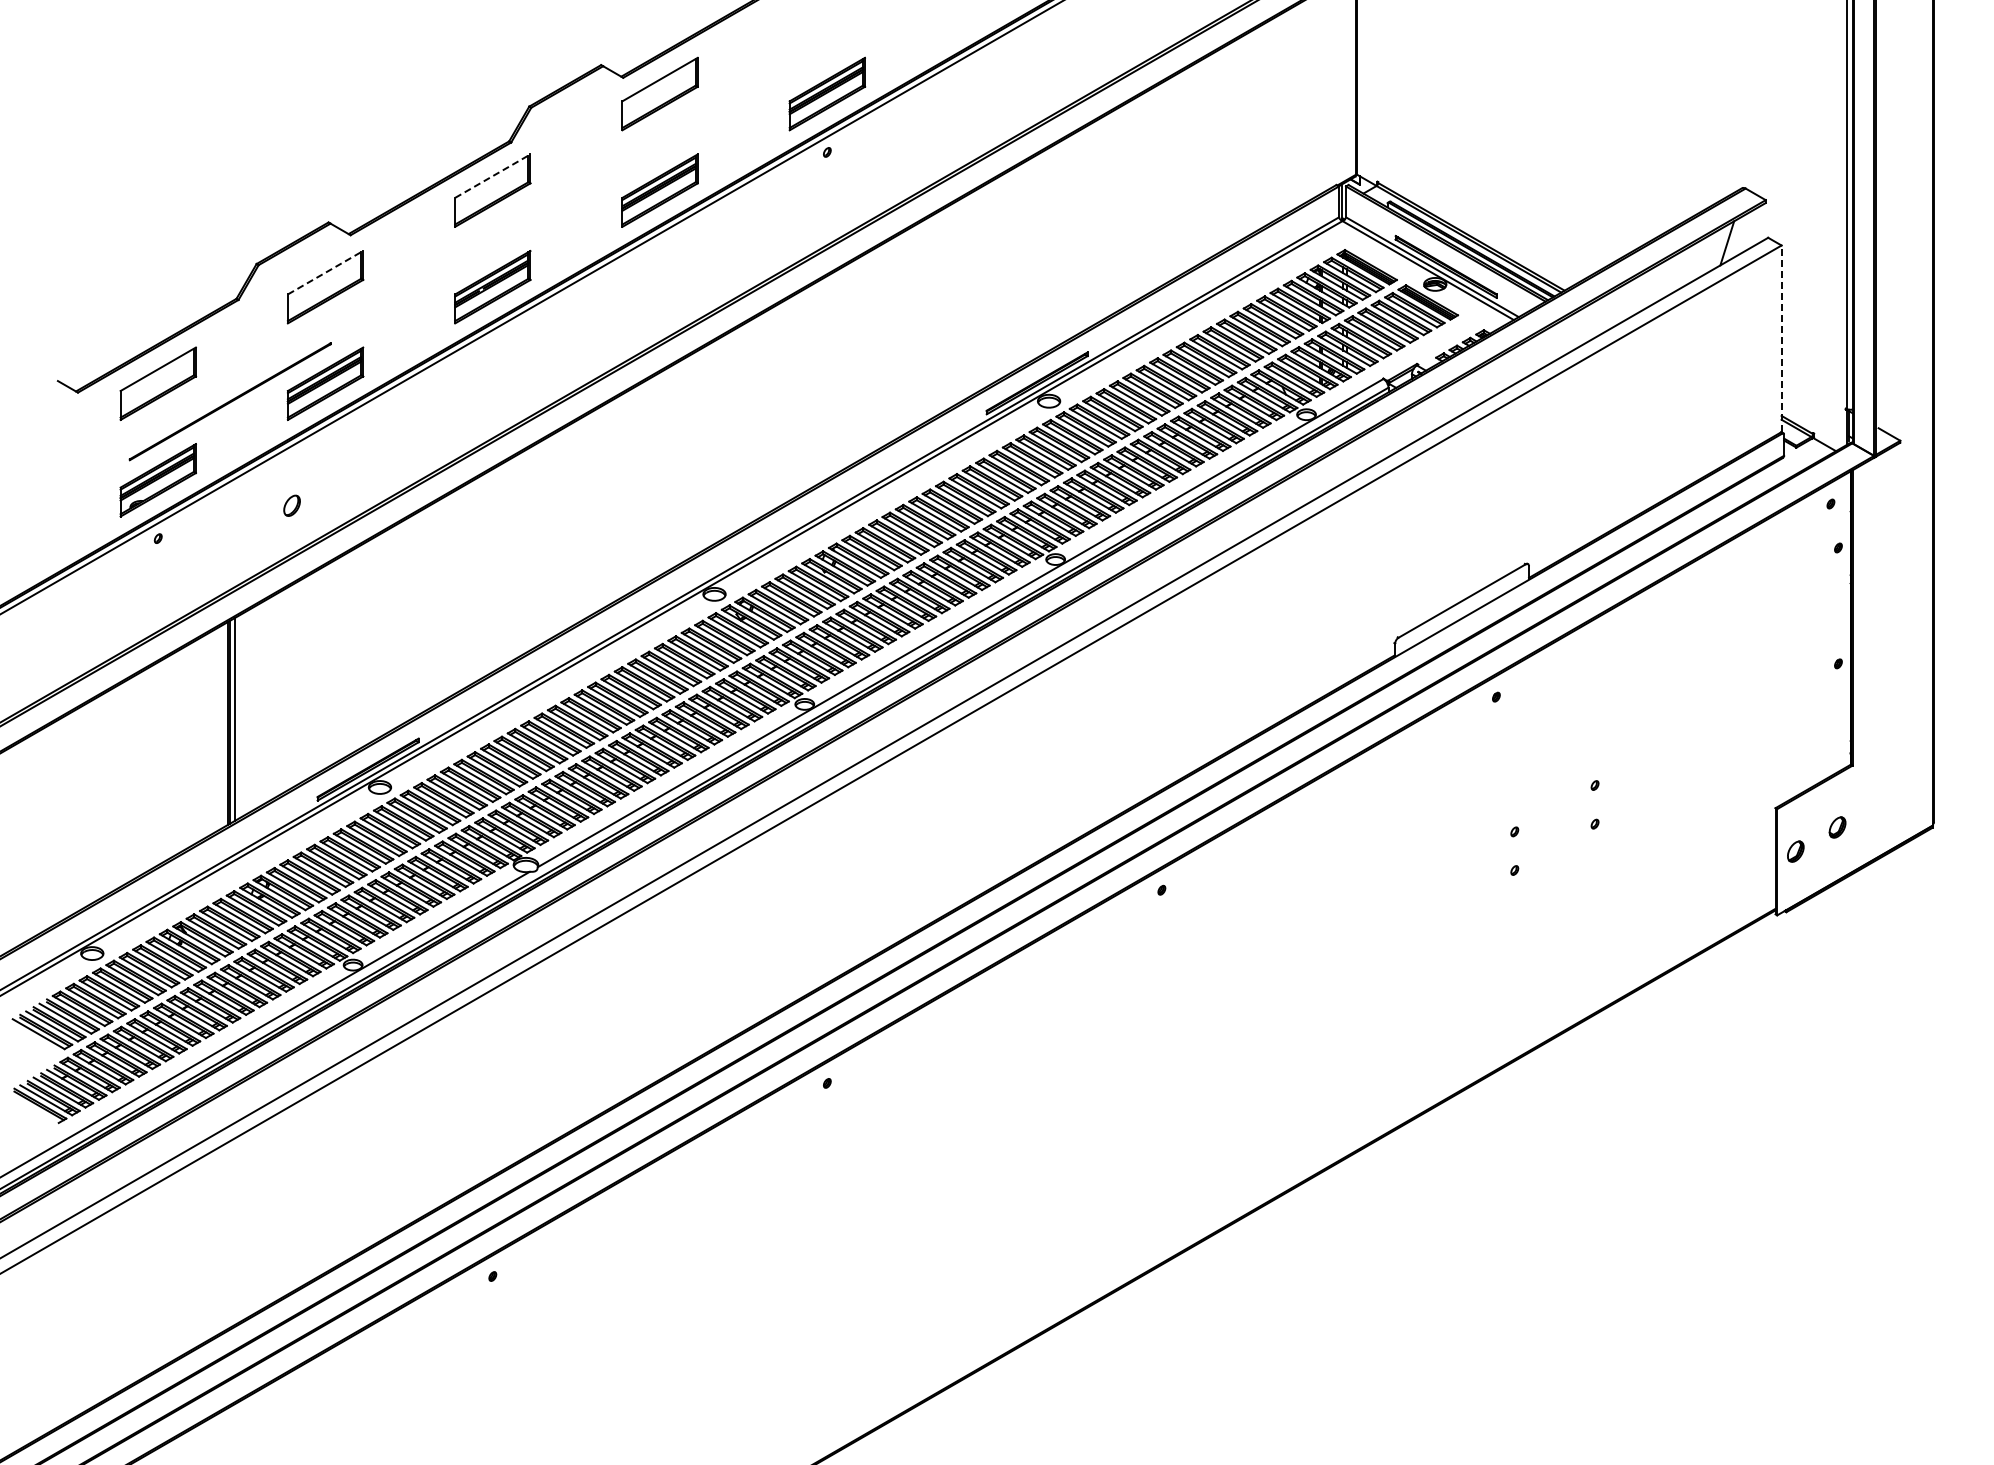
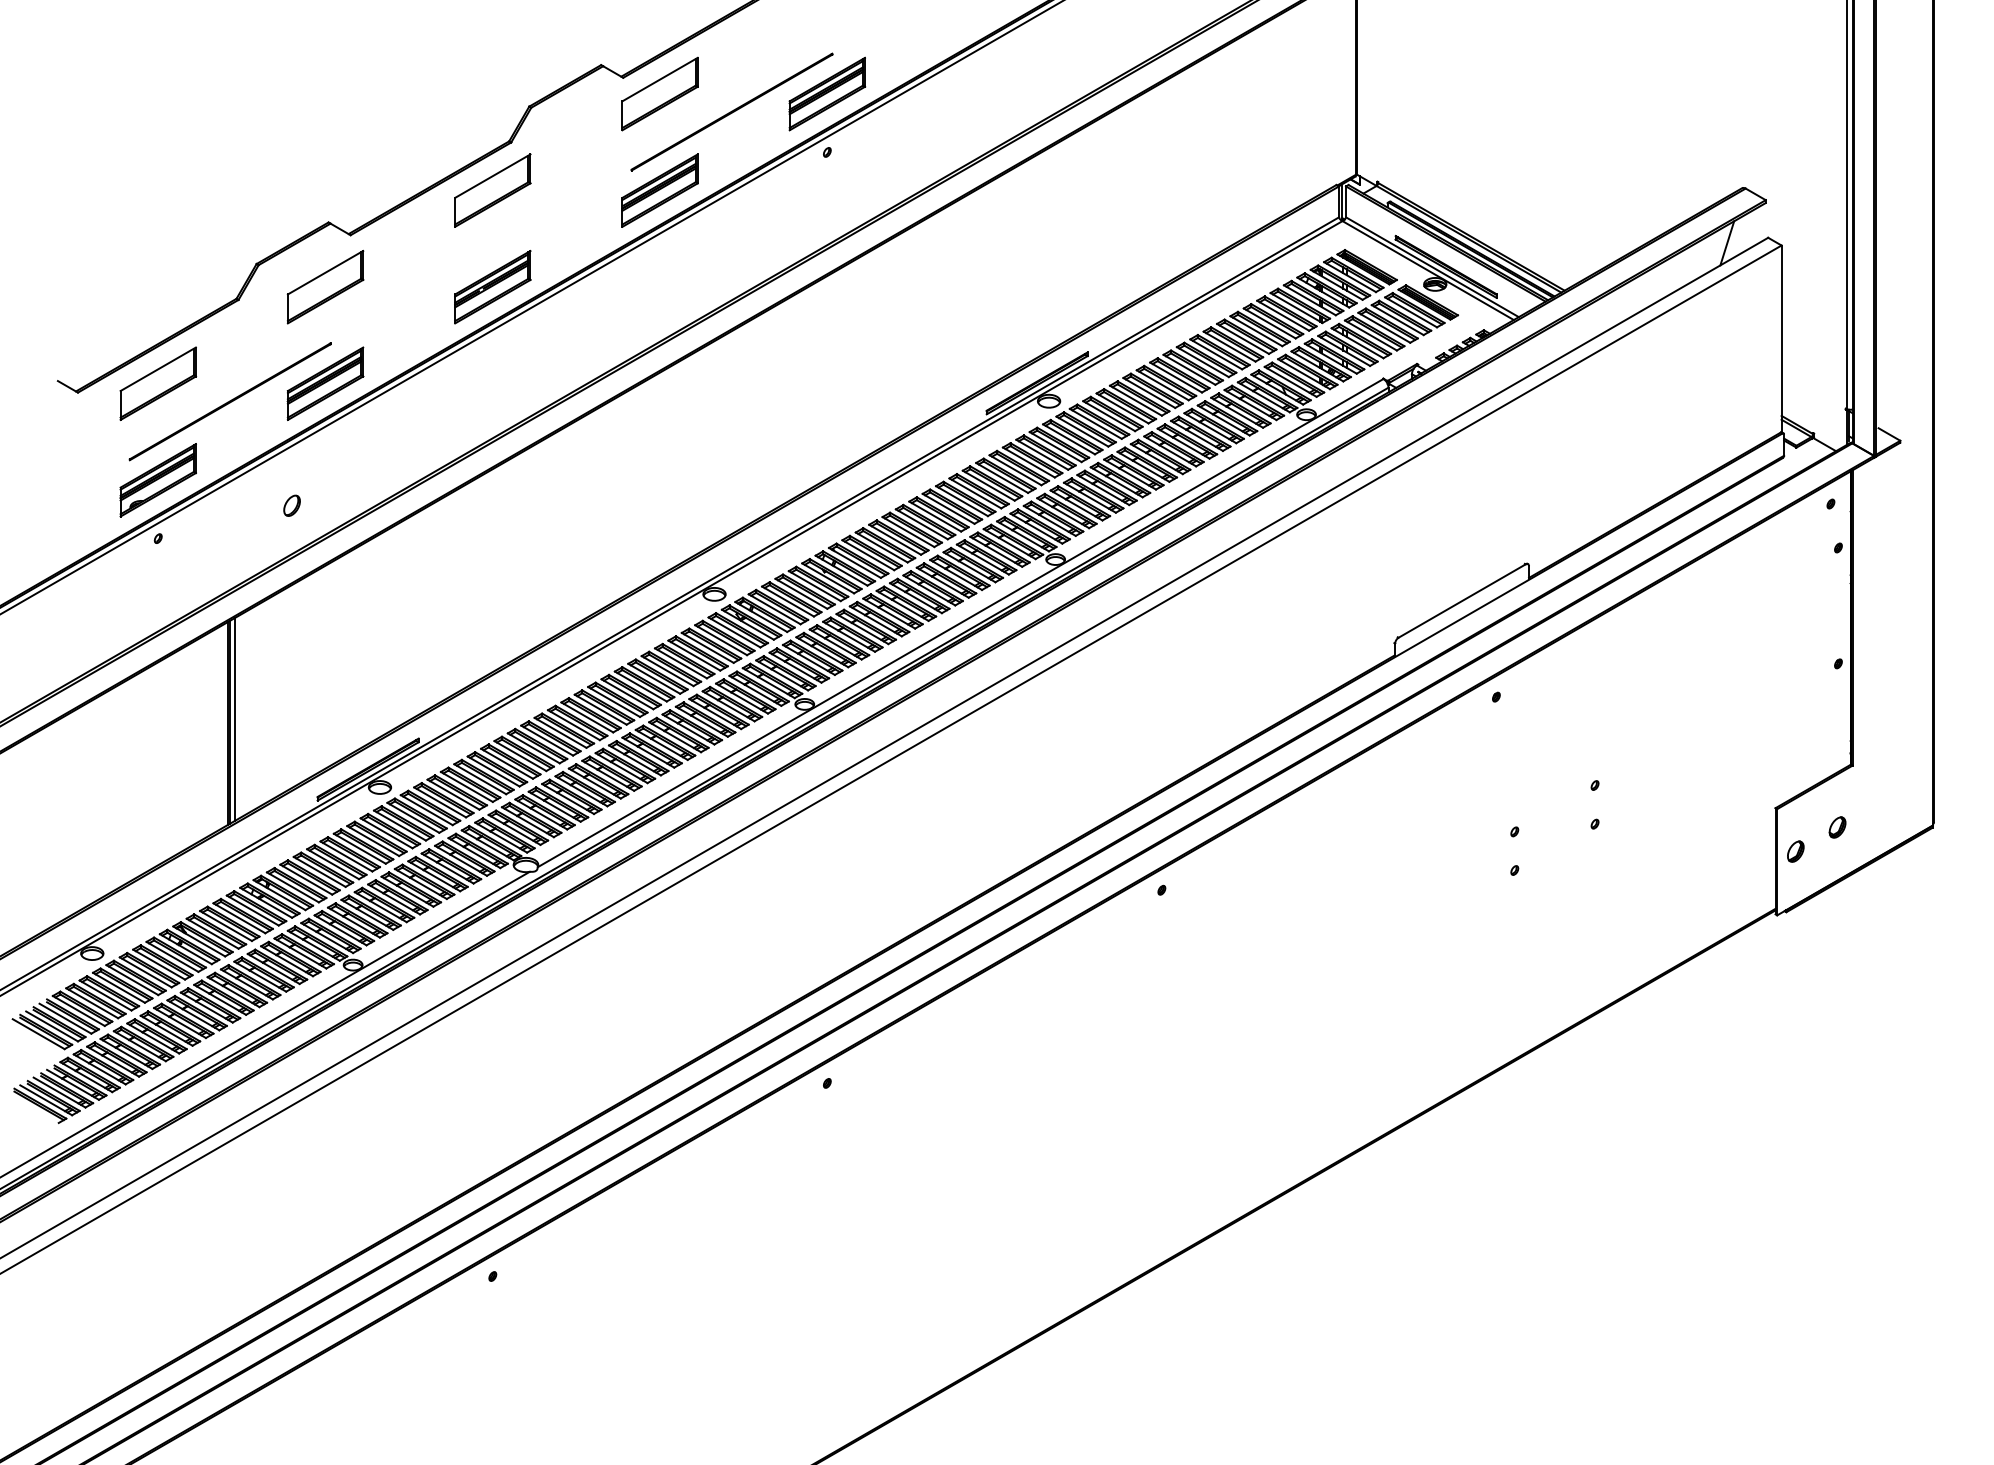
line: none -> present (731, 111)
line: dashed -> solid (493, 175)
line: dashed -> solid (325, 272)
line: dashed -> solid (1781, 338)
